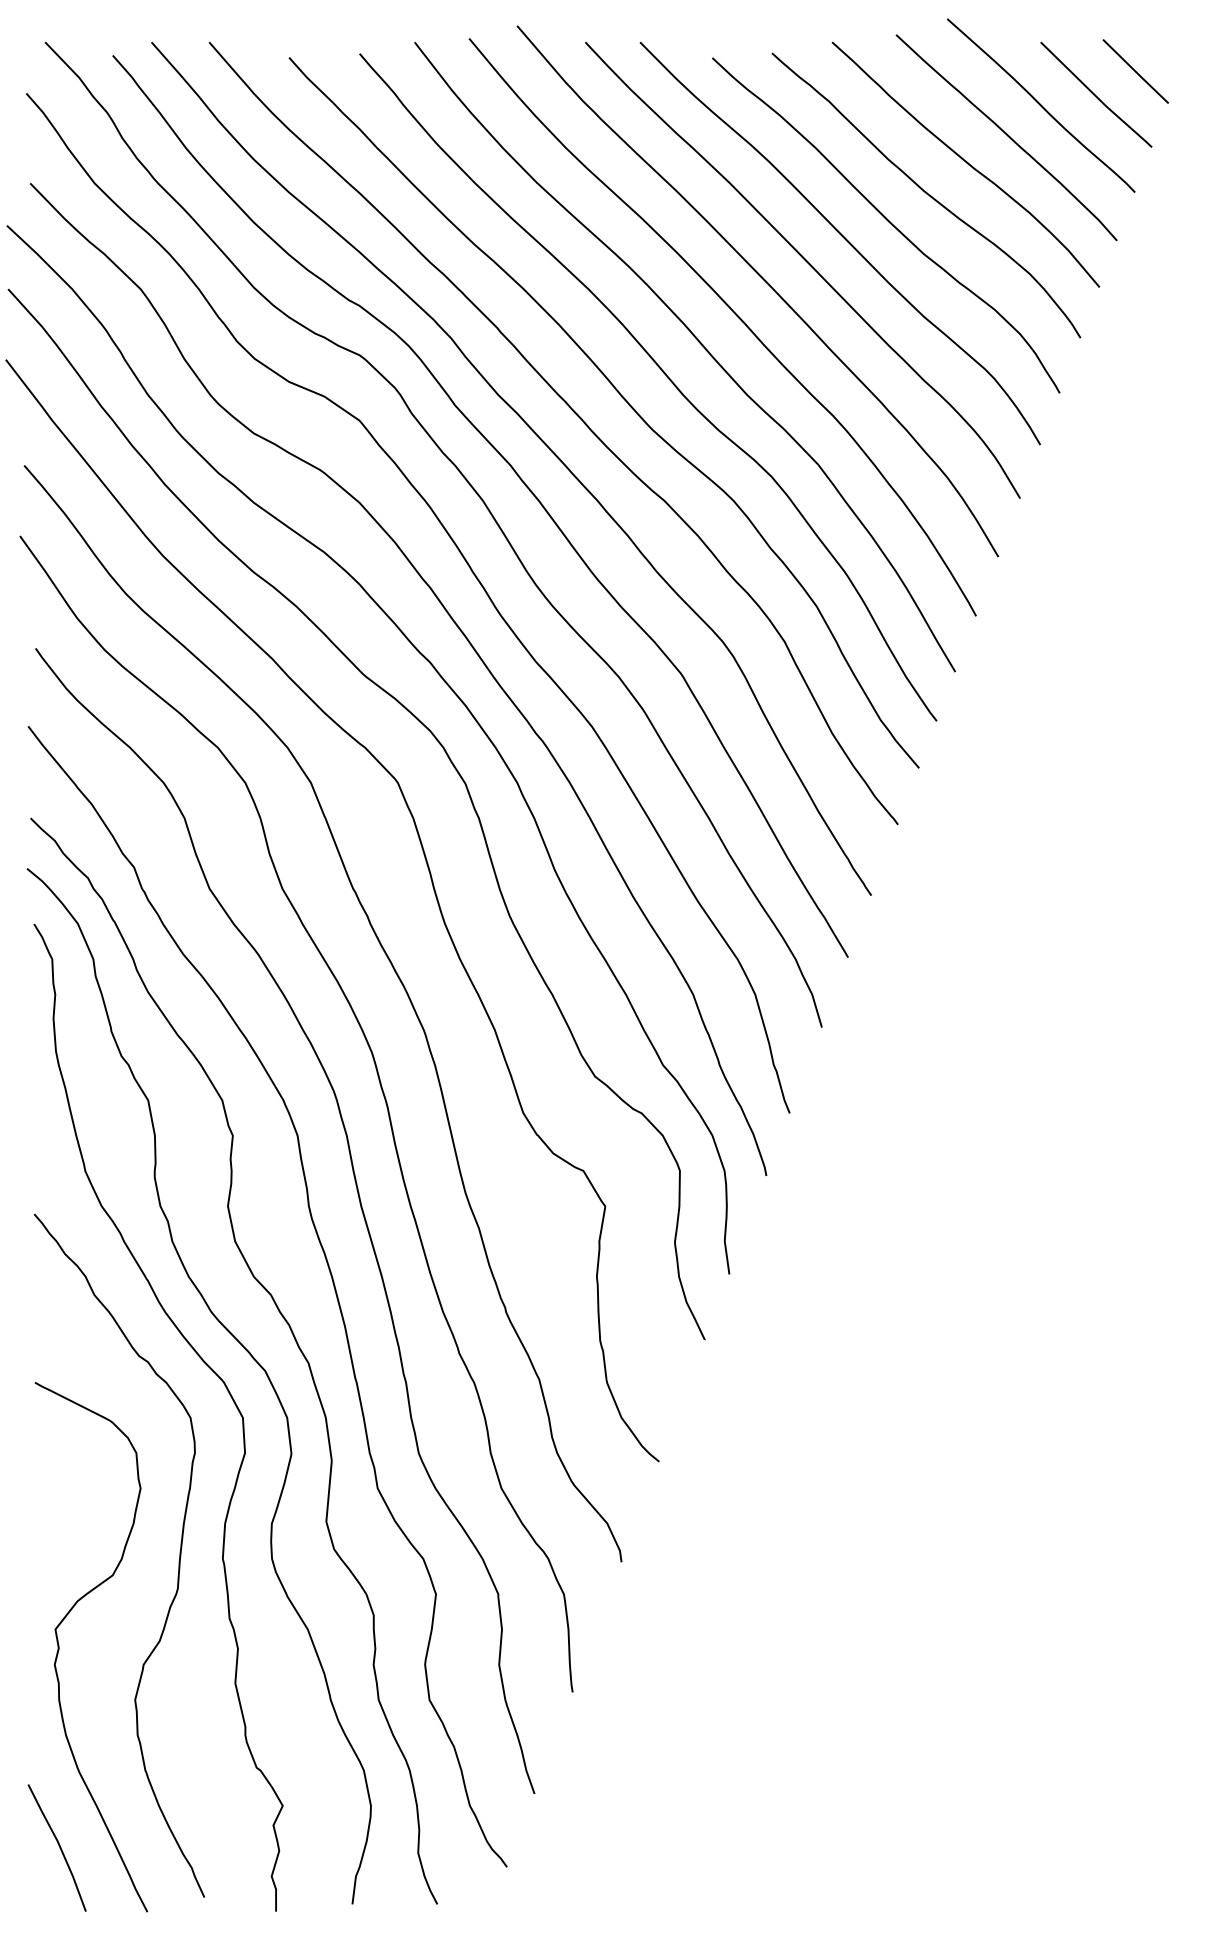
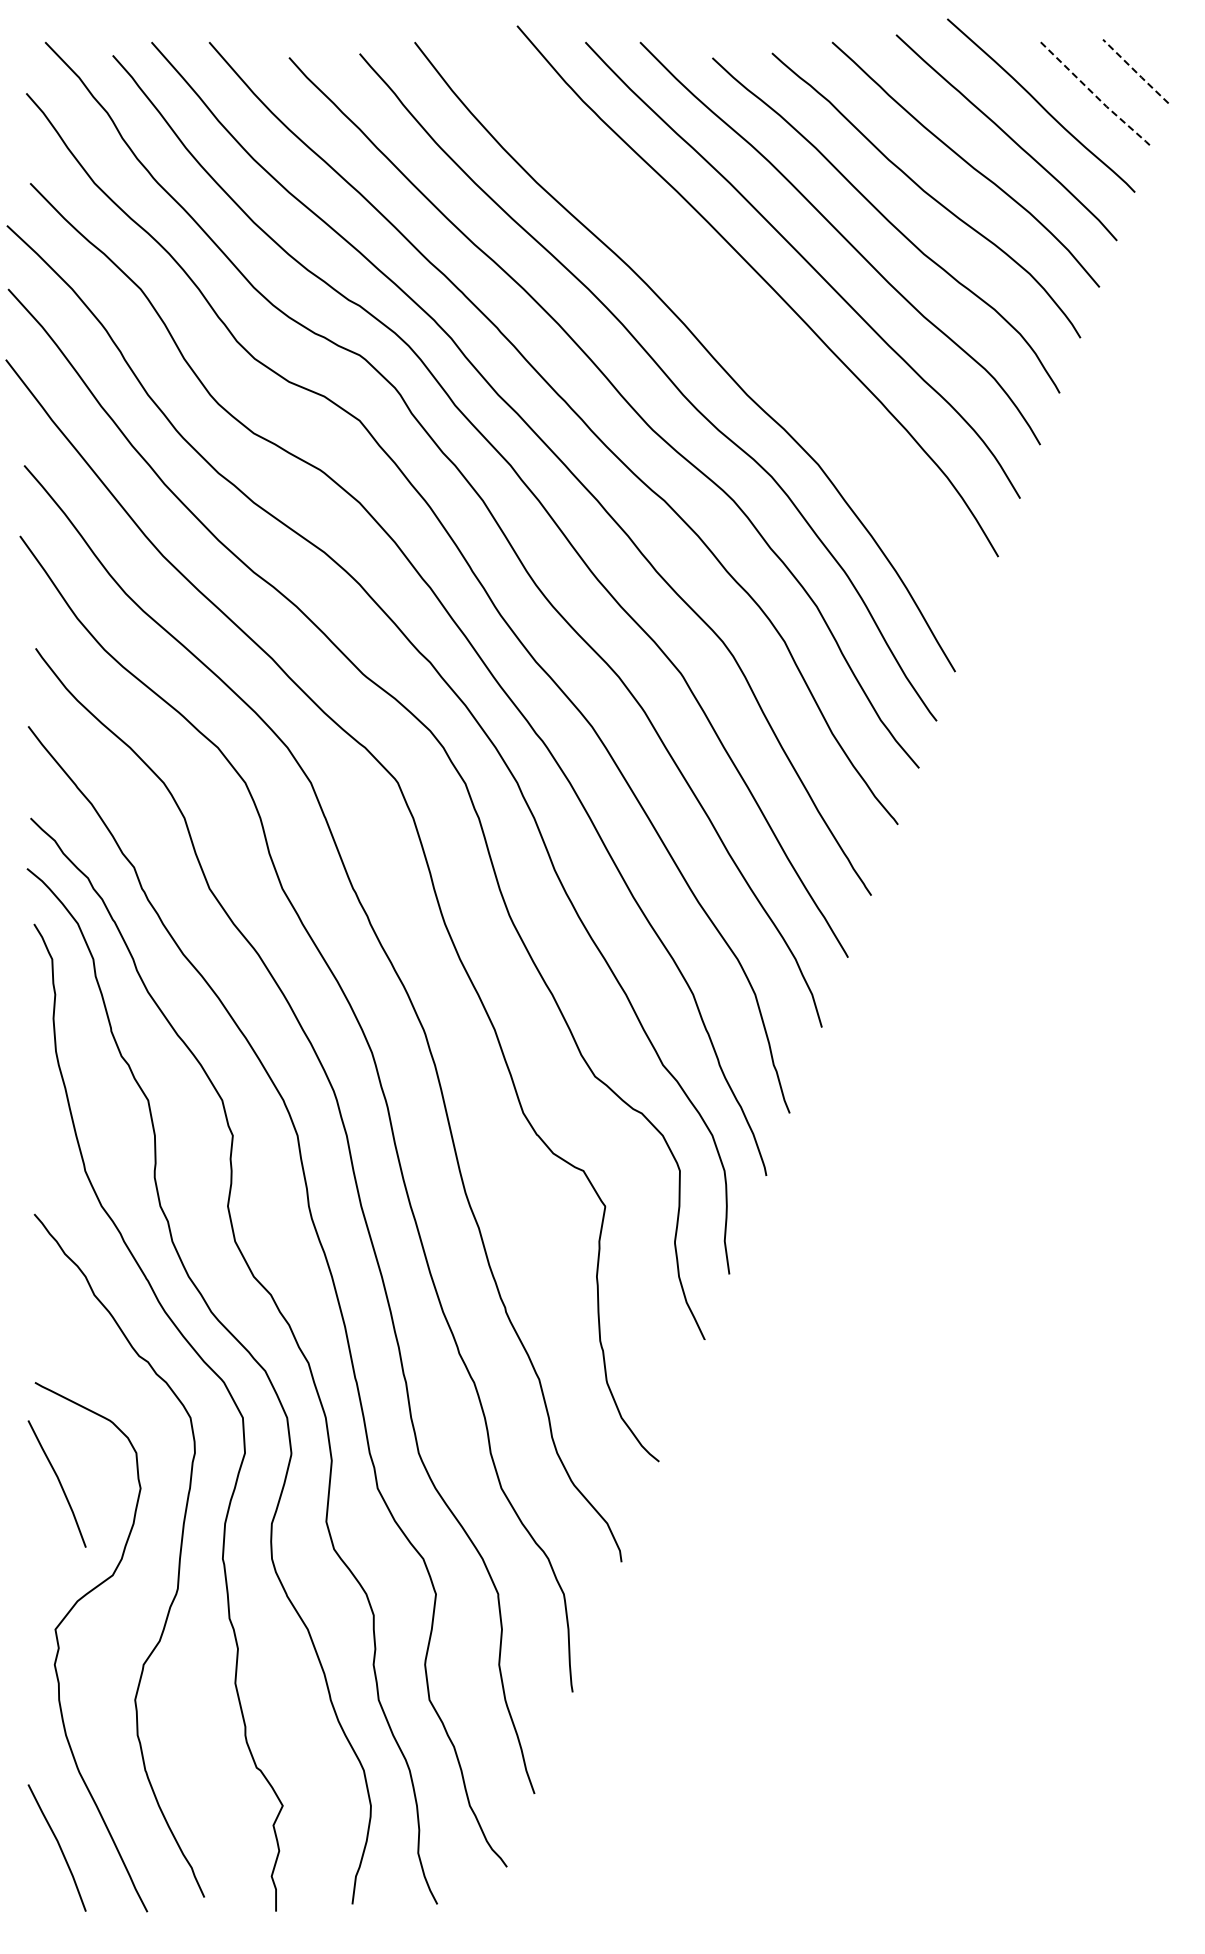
line: solid -> dashed (1136, 72)
line: solid -> dashed (1096, 96)
curve: present -> none (734, 314)
line: none -> present (58, 1482)
